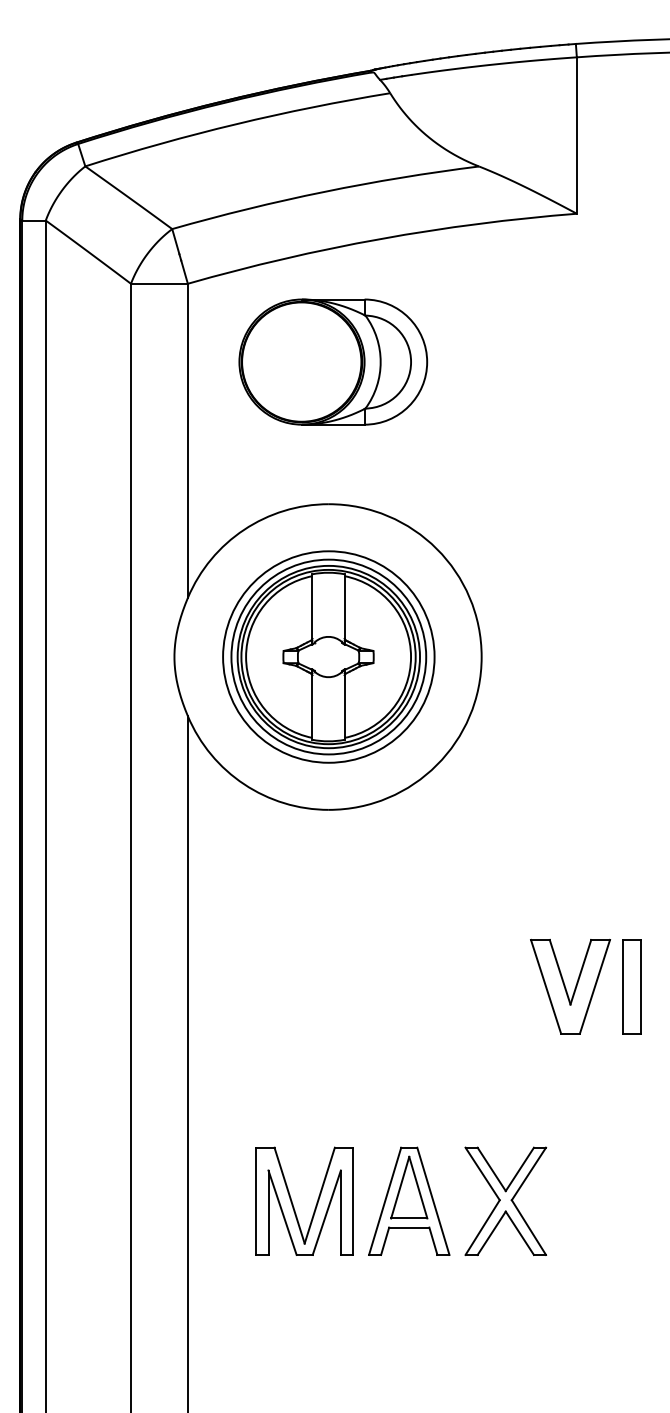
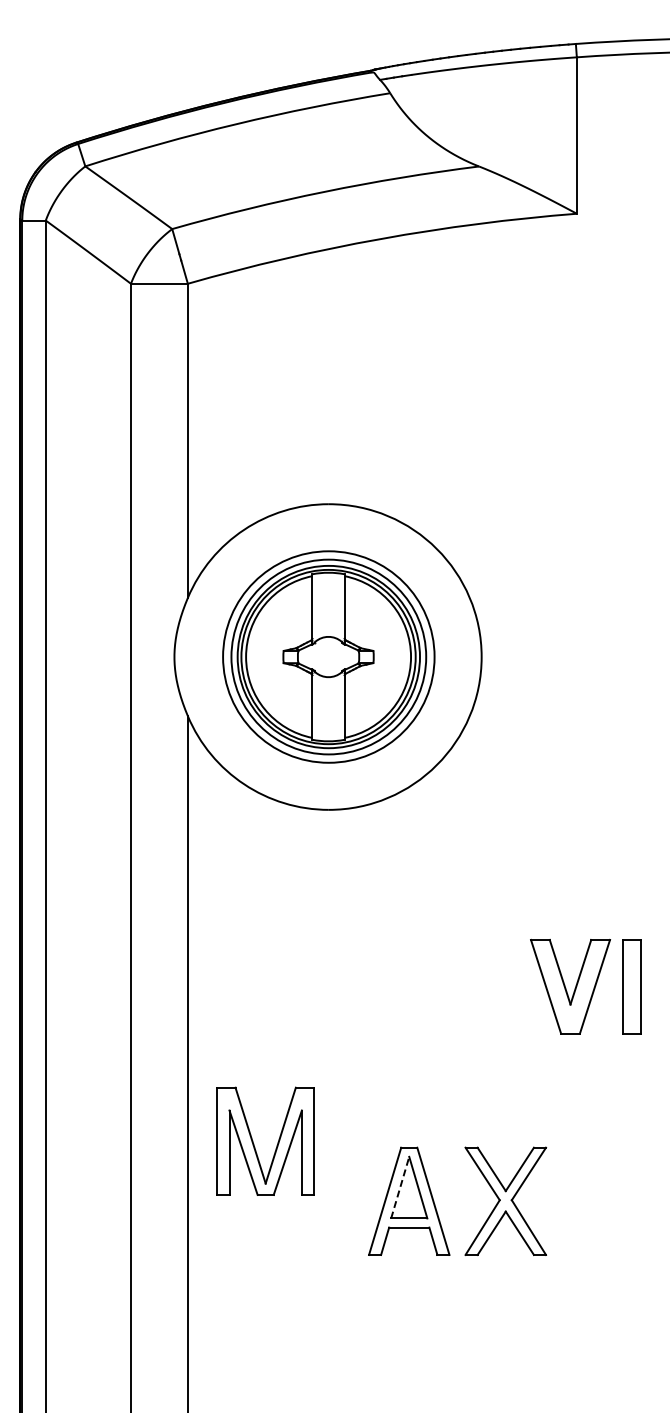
part: present -> none (333, 361)
line: solid -> dashed (400, 1187)
part position: (293, 1204) -> (254, 1144) (254, 1144)
